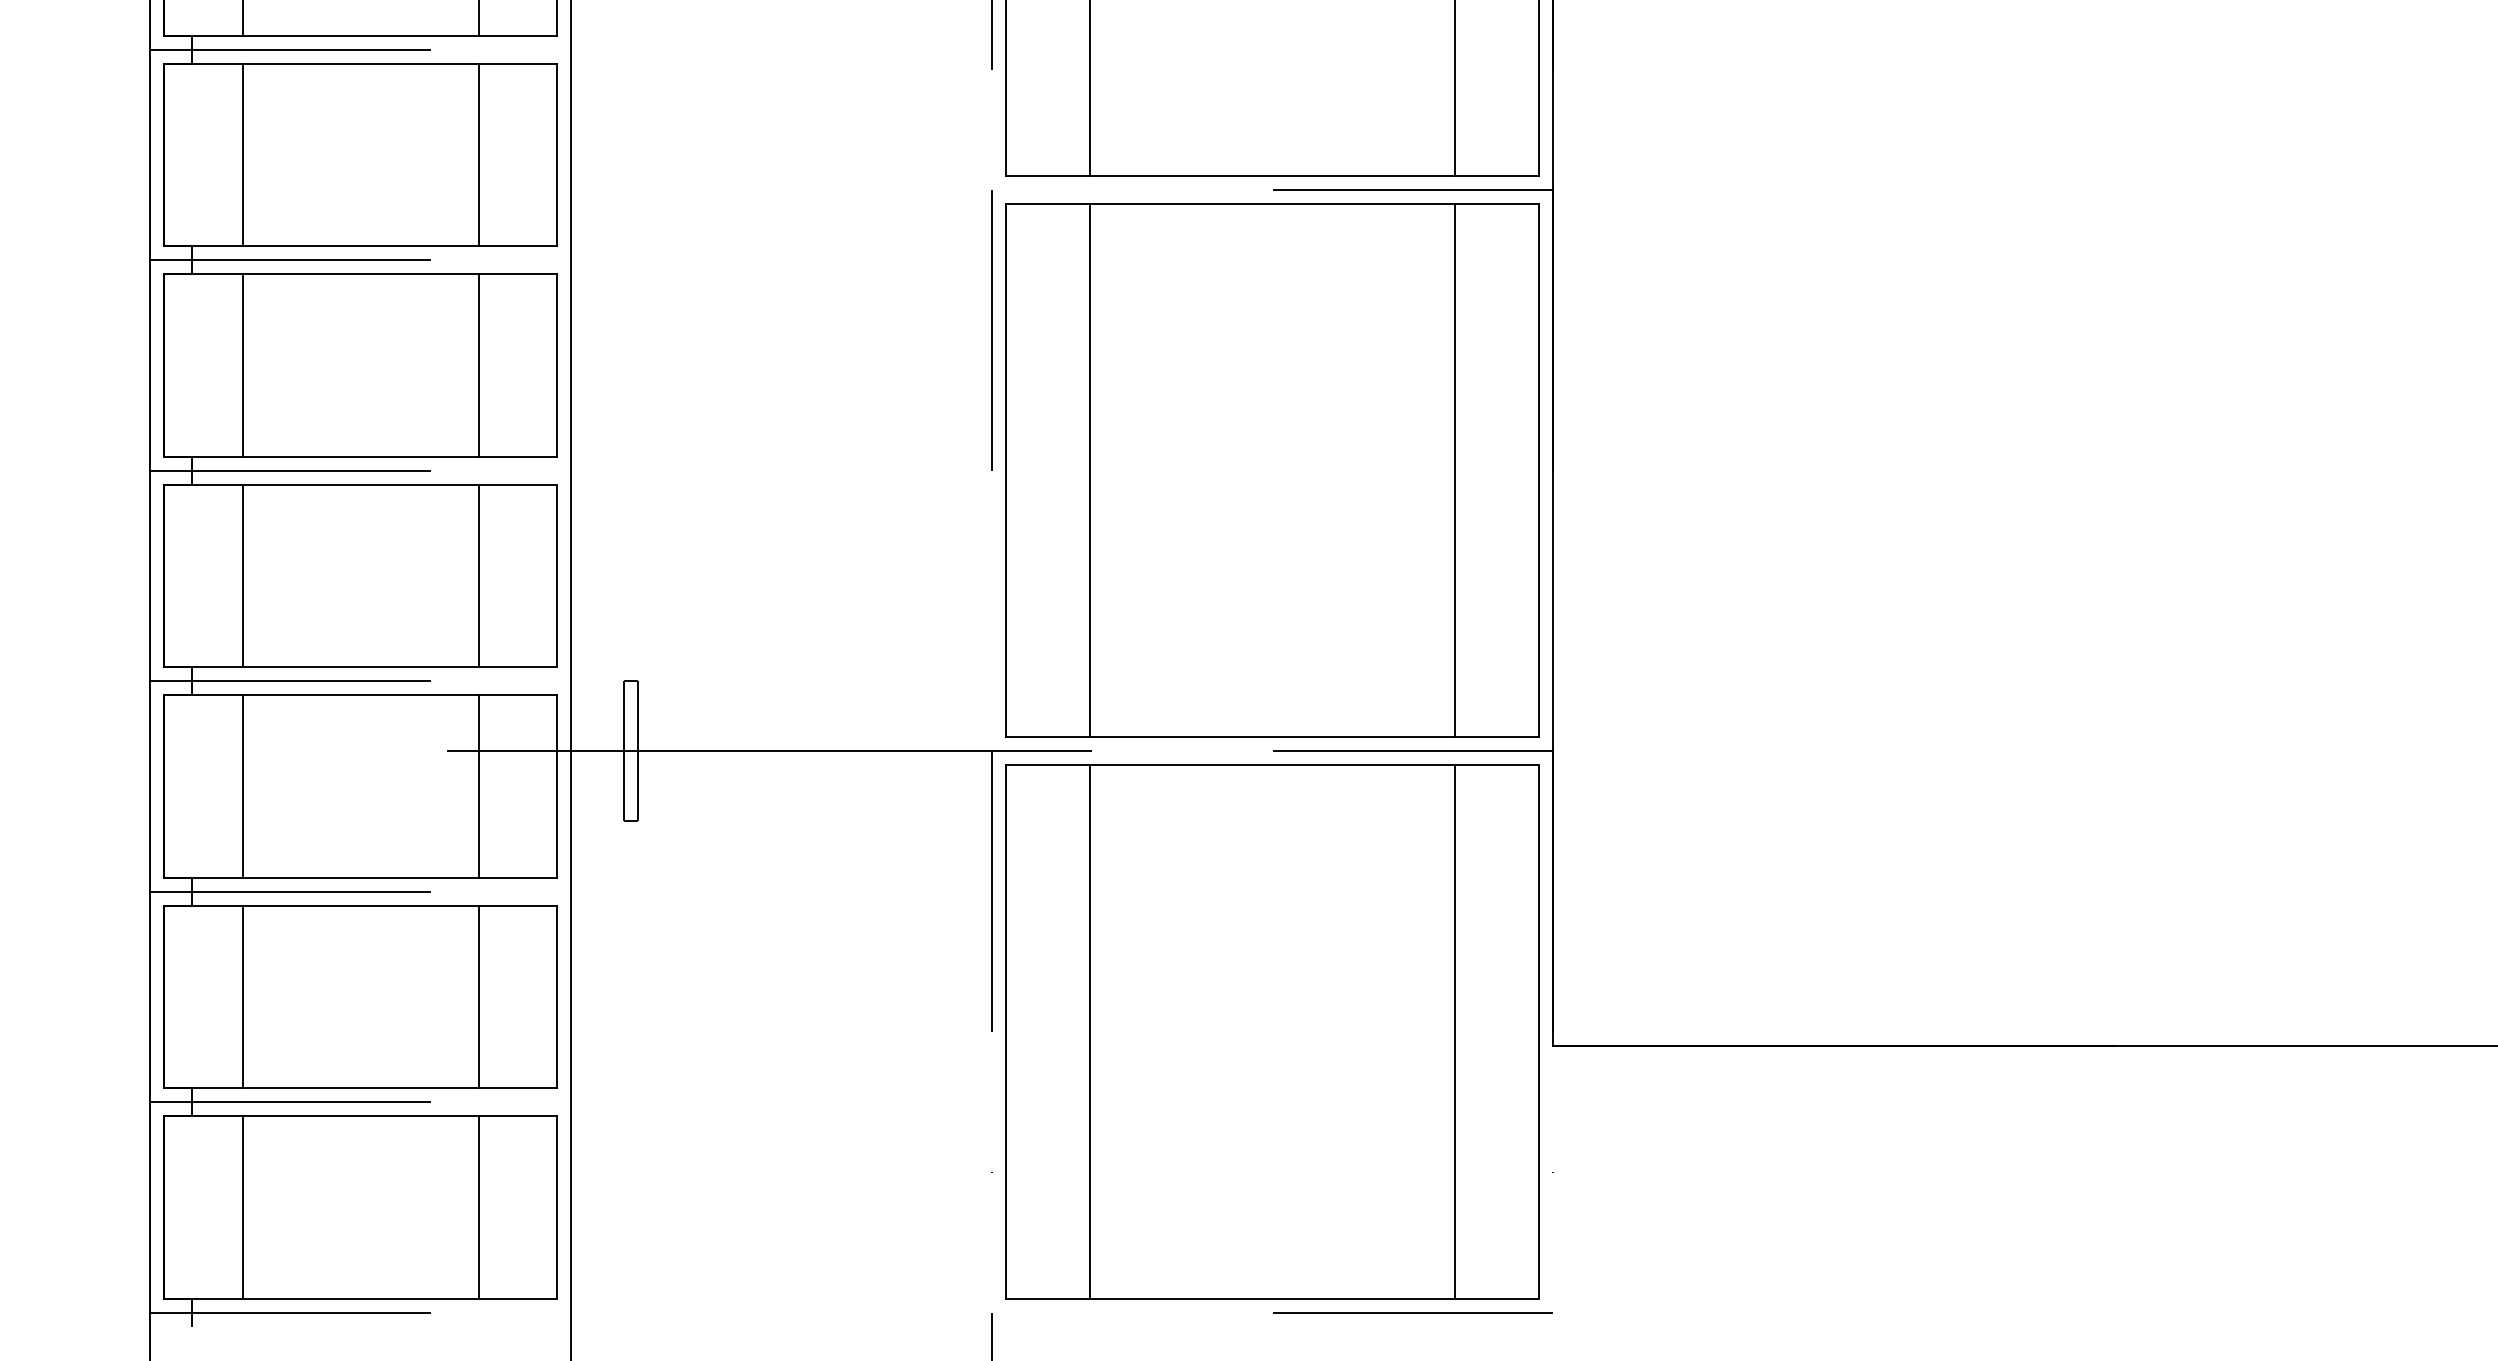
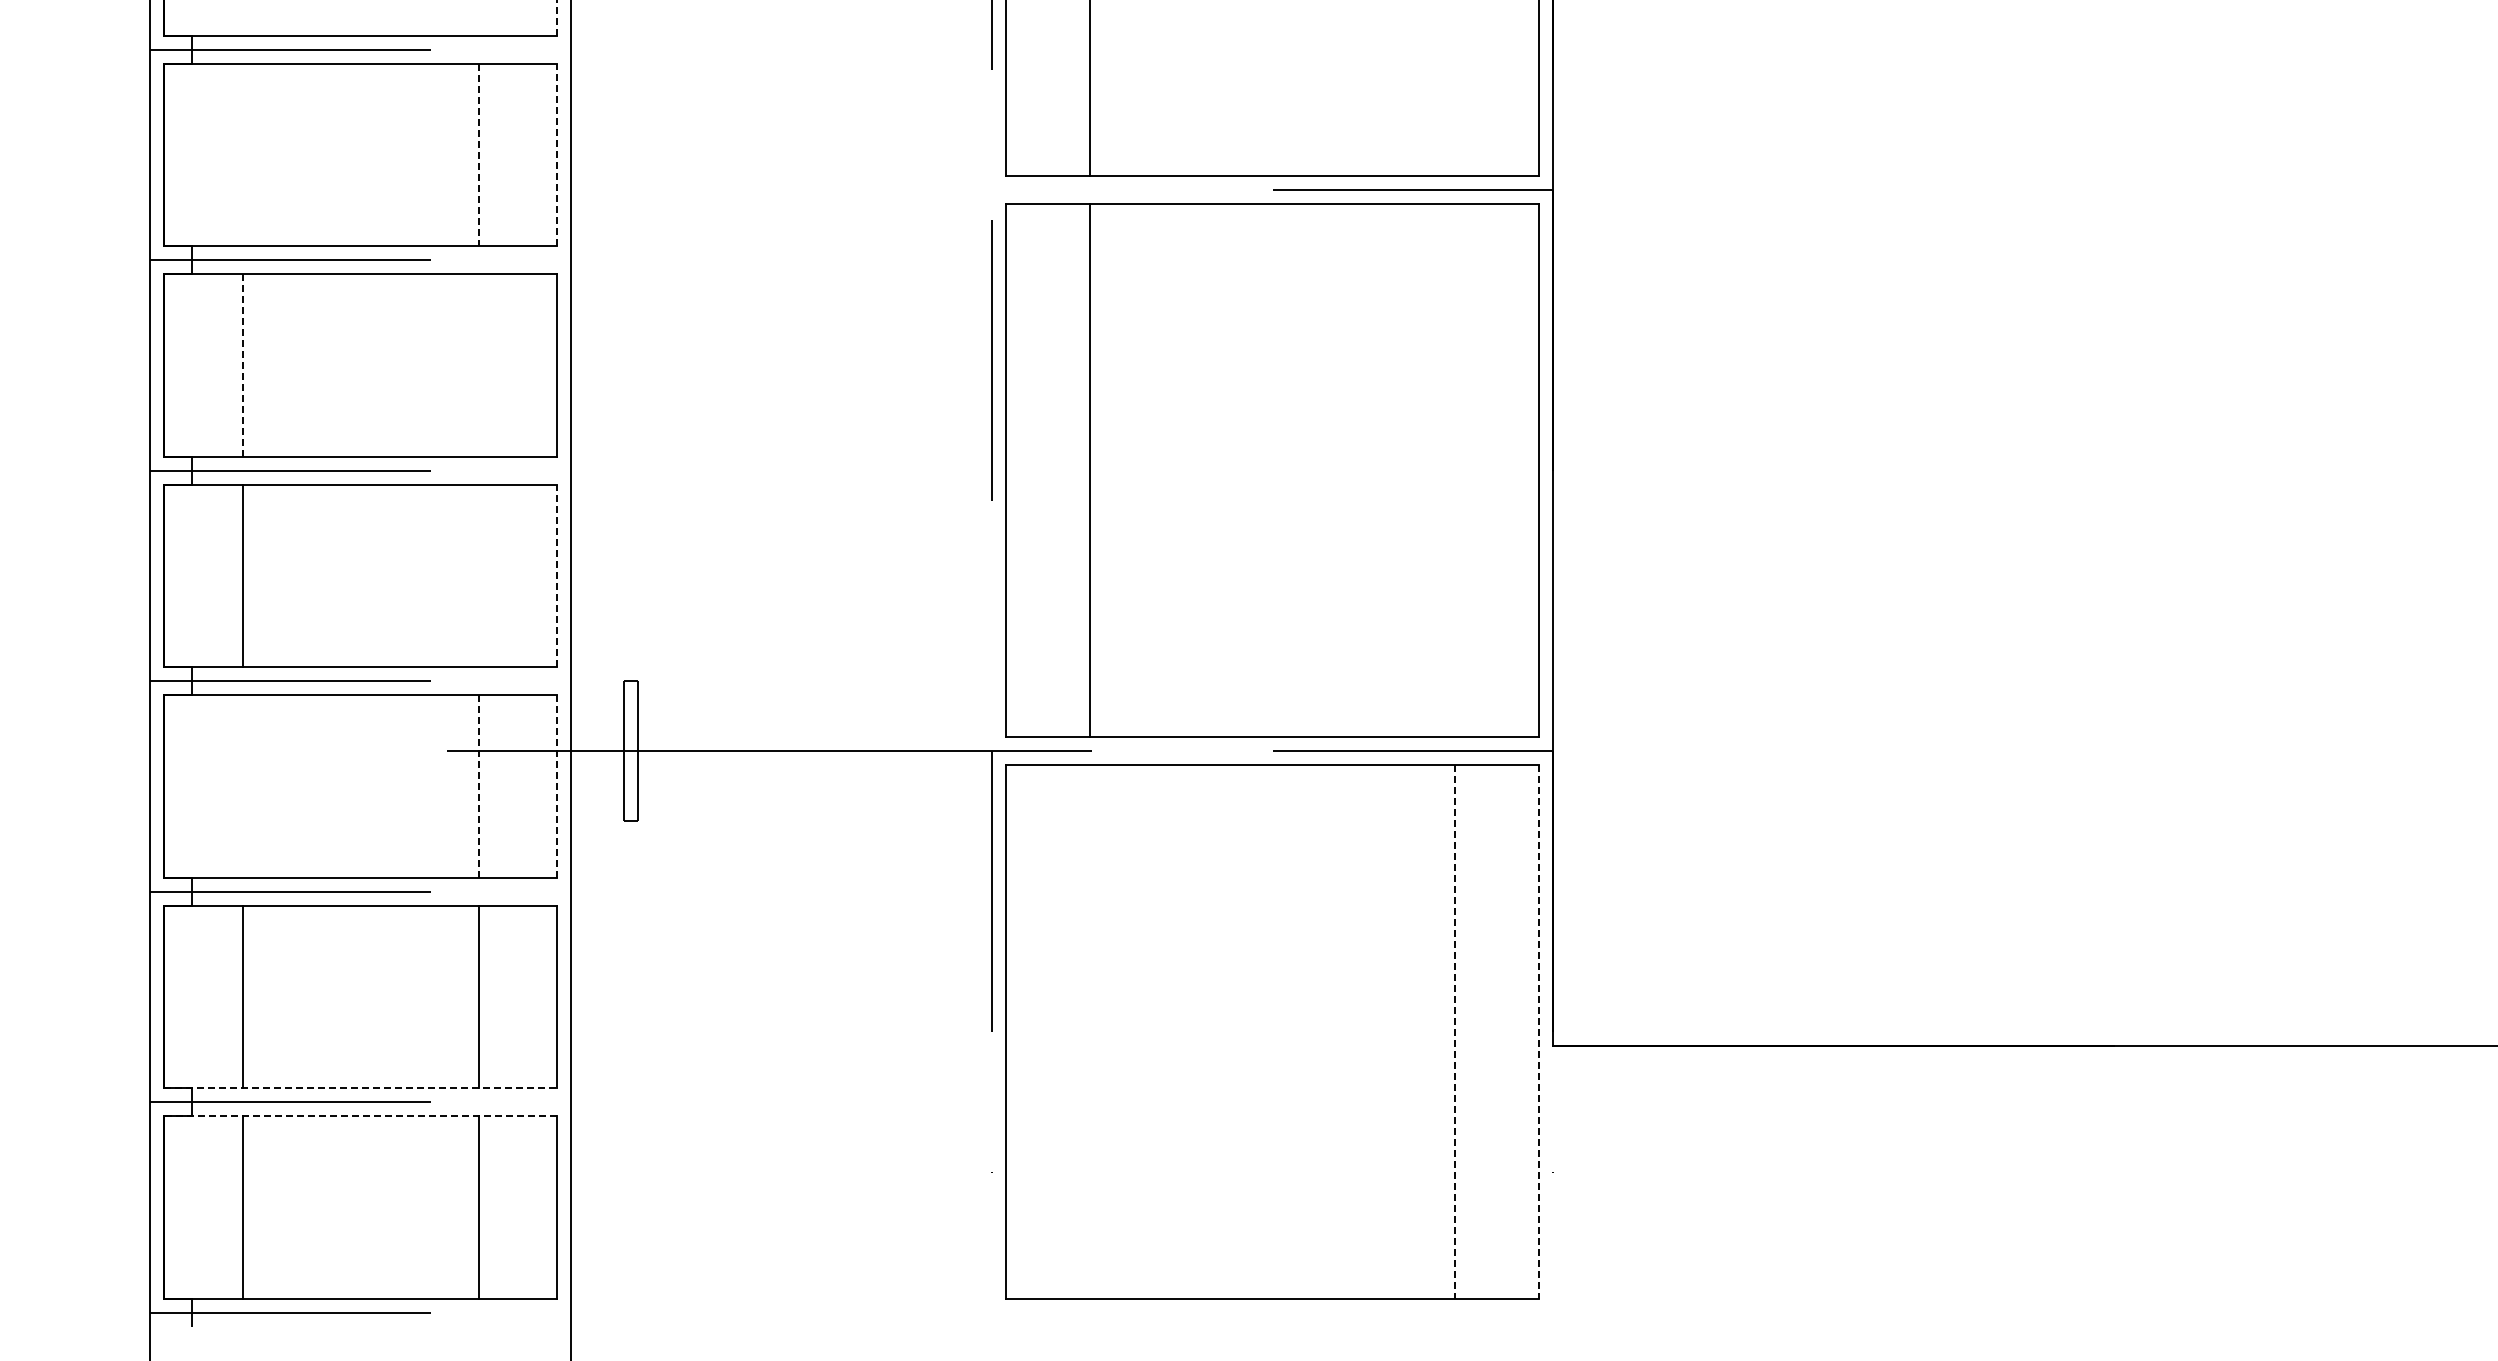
line: solid -> dashed (557, 17)
line: present -> none (242, 18)
line: present -> none (478, 18)
line: present -> none (1455, 89)
line: present -> none (242, 154)
line: solid -> dashed (557, 154)
line: solid -> dashed (478, 155)
line position: (991, 330) -> (991, 360) (991, 360)
line: solid -> dashed (242, 365)
line: present -> none (478, 365)
line: present -> none (1455, 470)
line: present -> none (478, 575)
line: solid -> dashed (557, 575)
line: solid -> dashed (557, 785)
line: present -> none (242, 786)
line: solid -> dashed (478, 786)
line: present -> none (1090, 1031)
line: solid -> dashed (1455, 1031)
line: solid -> dashed (1539, 1031)
line: solid -> dashed (361, 1088)
line: solid -> dashed (360, 1116)
line: present -> none (1412, 1312)
line: present -> none (992, 1334)
